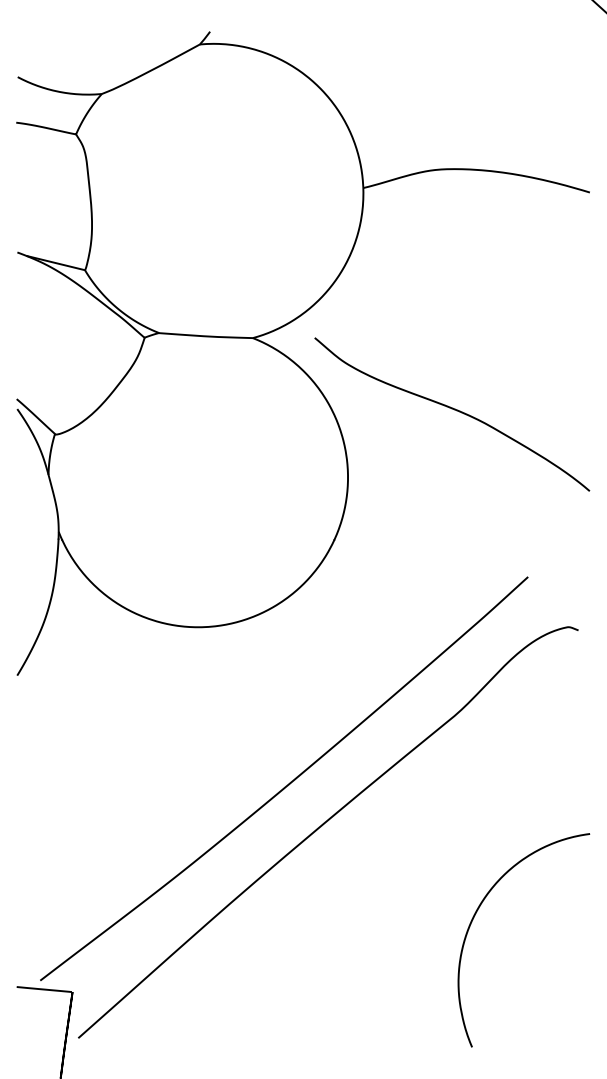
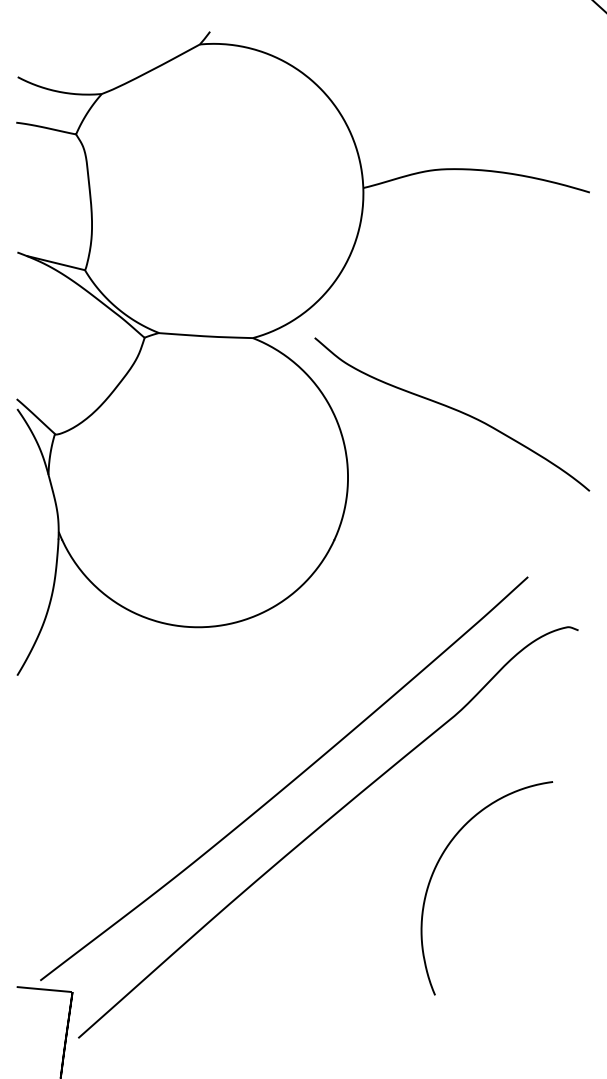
curve position: (478, 910) -> (441, 858) (441, 858)
